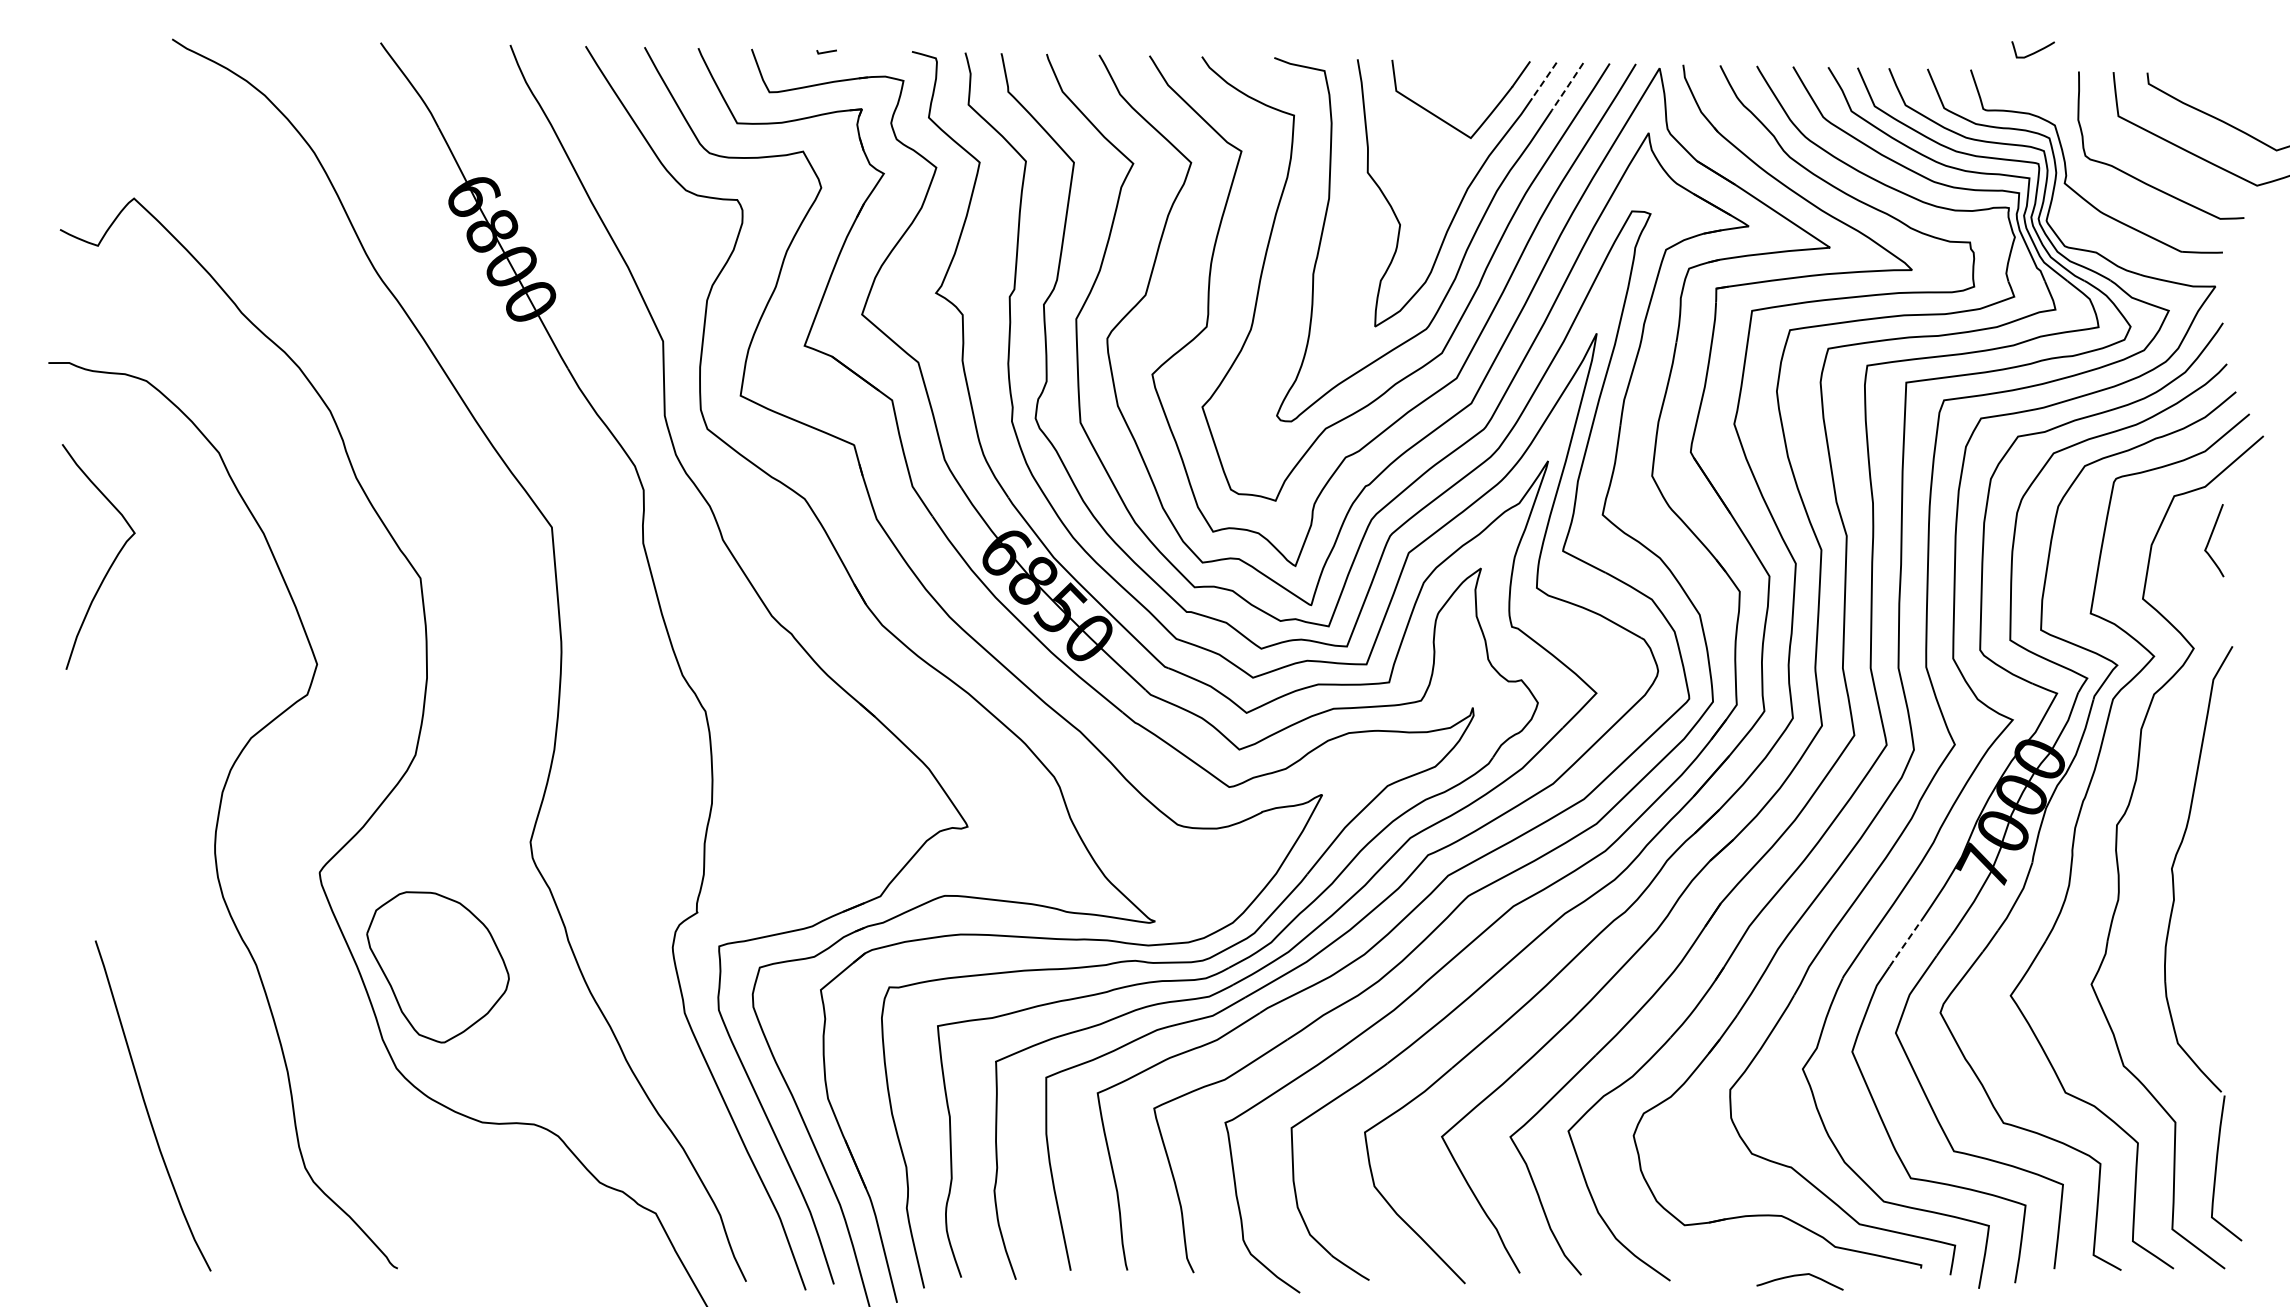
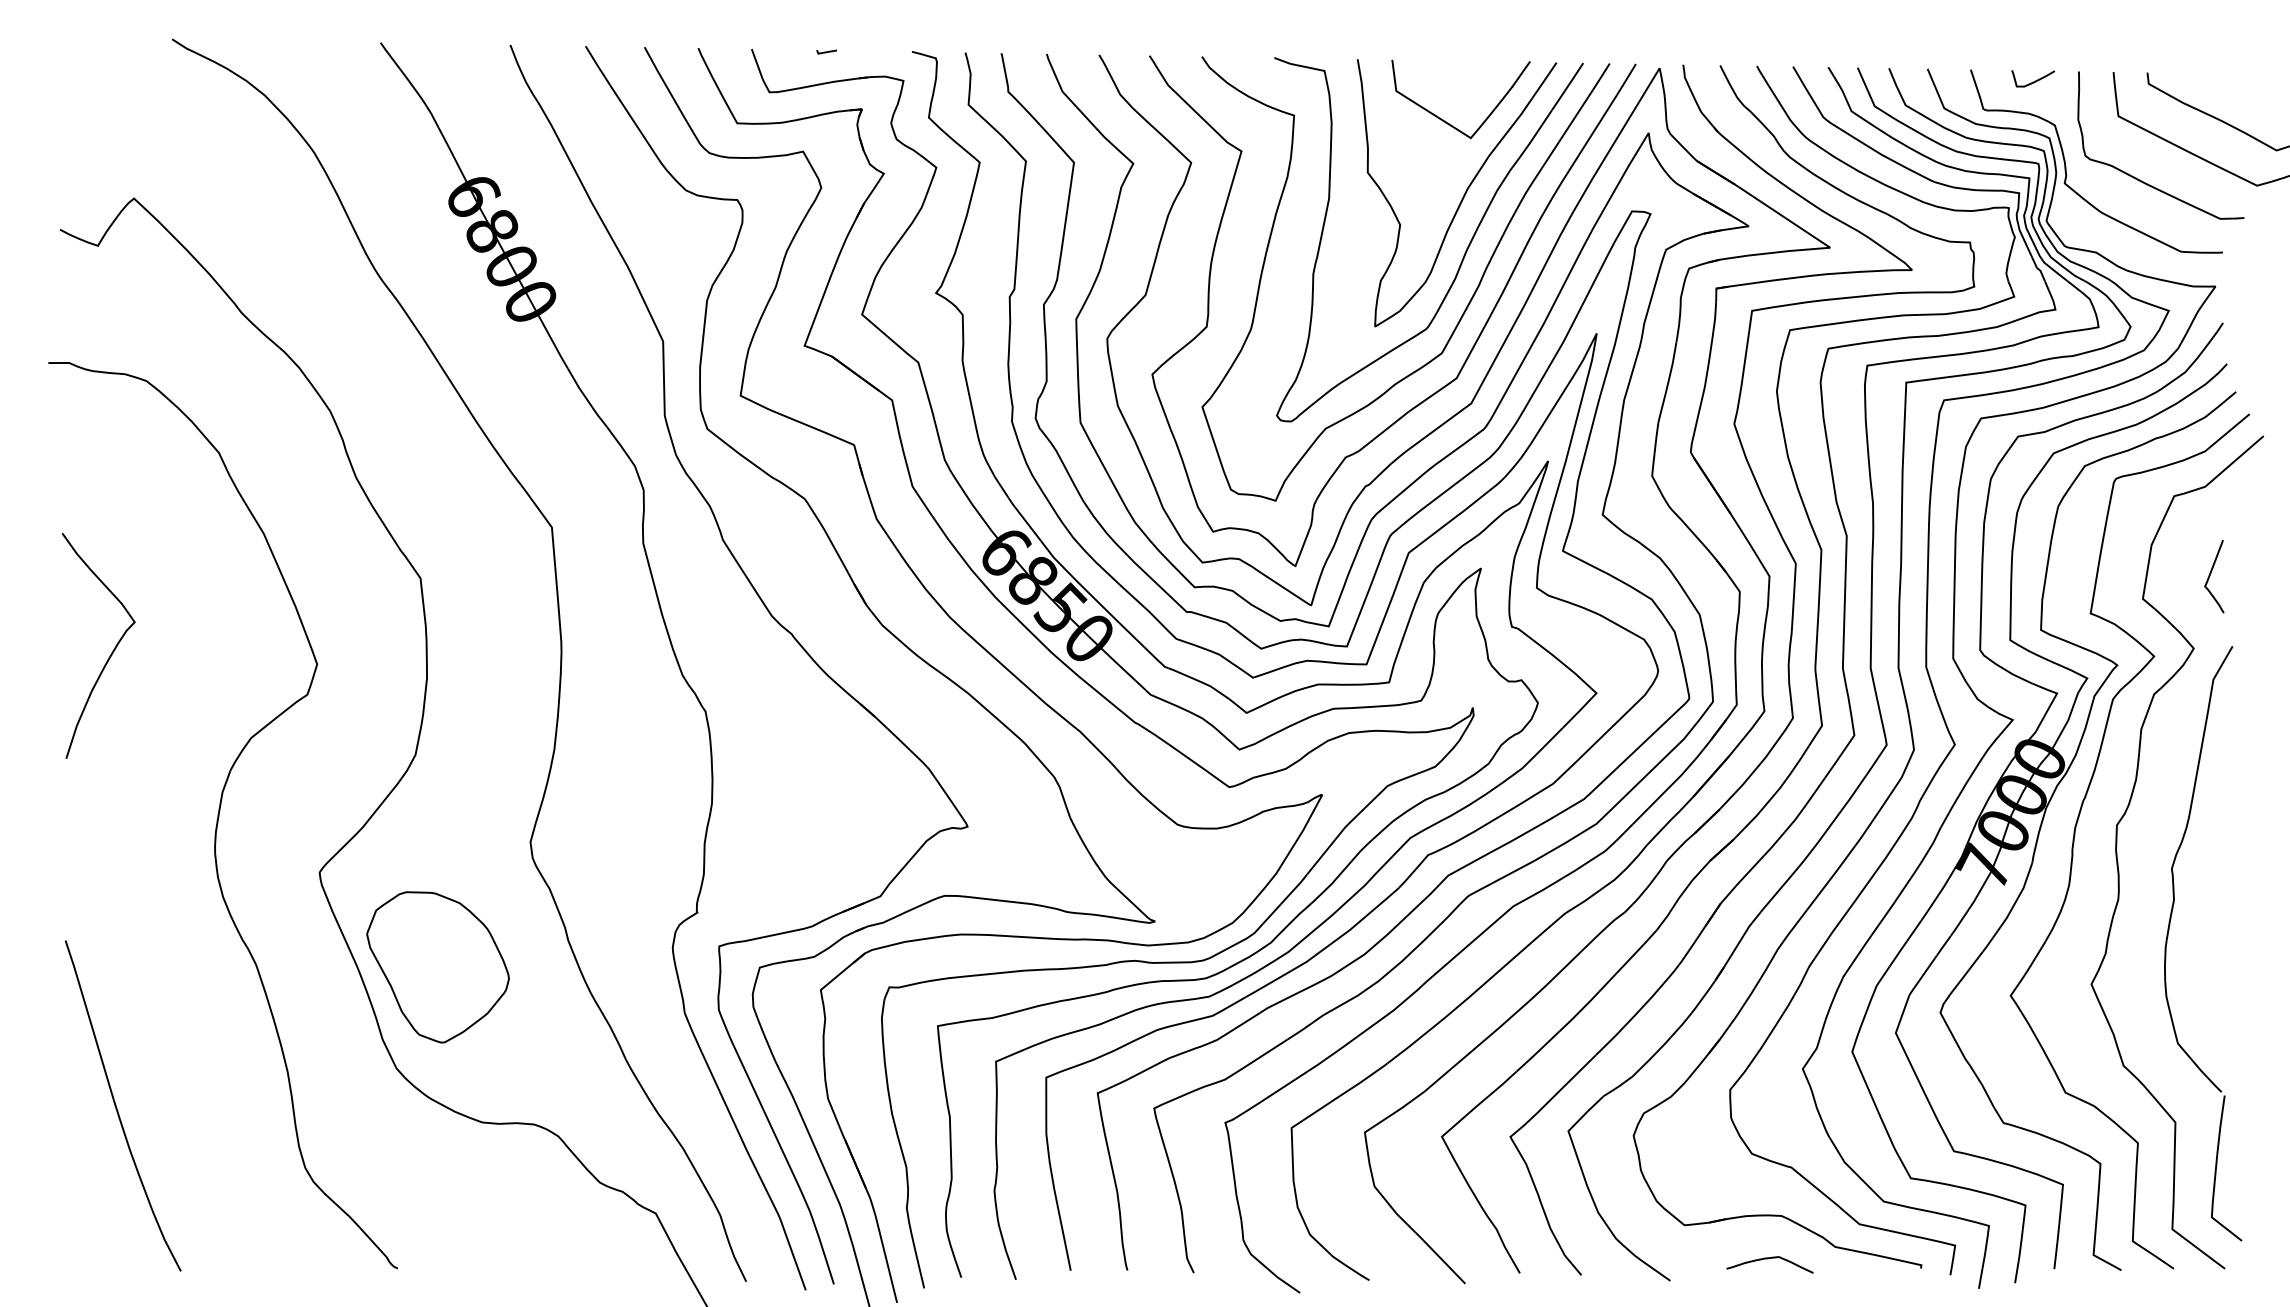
curve position: (2033, 52) -> (2033, 81) (2033, 81)
line: dashed -> solid (1544, 80)
line: dashed -> solid (1567, 86)
curve position: (2210, 540) -> (2210, 576) (2210, 576)
curve position: (111, 563) -> (111, 652) (111, 652)
line: dashed -> solid (1905, 943)
curve position: (147, 1107) -> (117, 1107) (117, 1107)
curve position: (1798, 1276) -> (1768, 1259) (1768, 1259)
